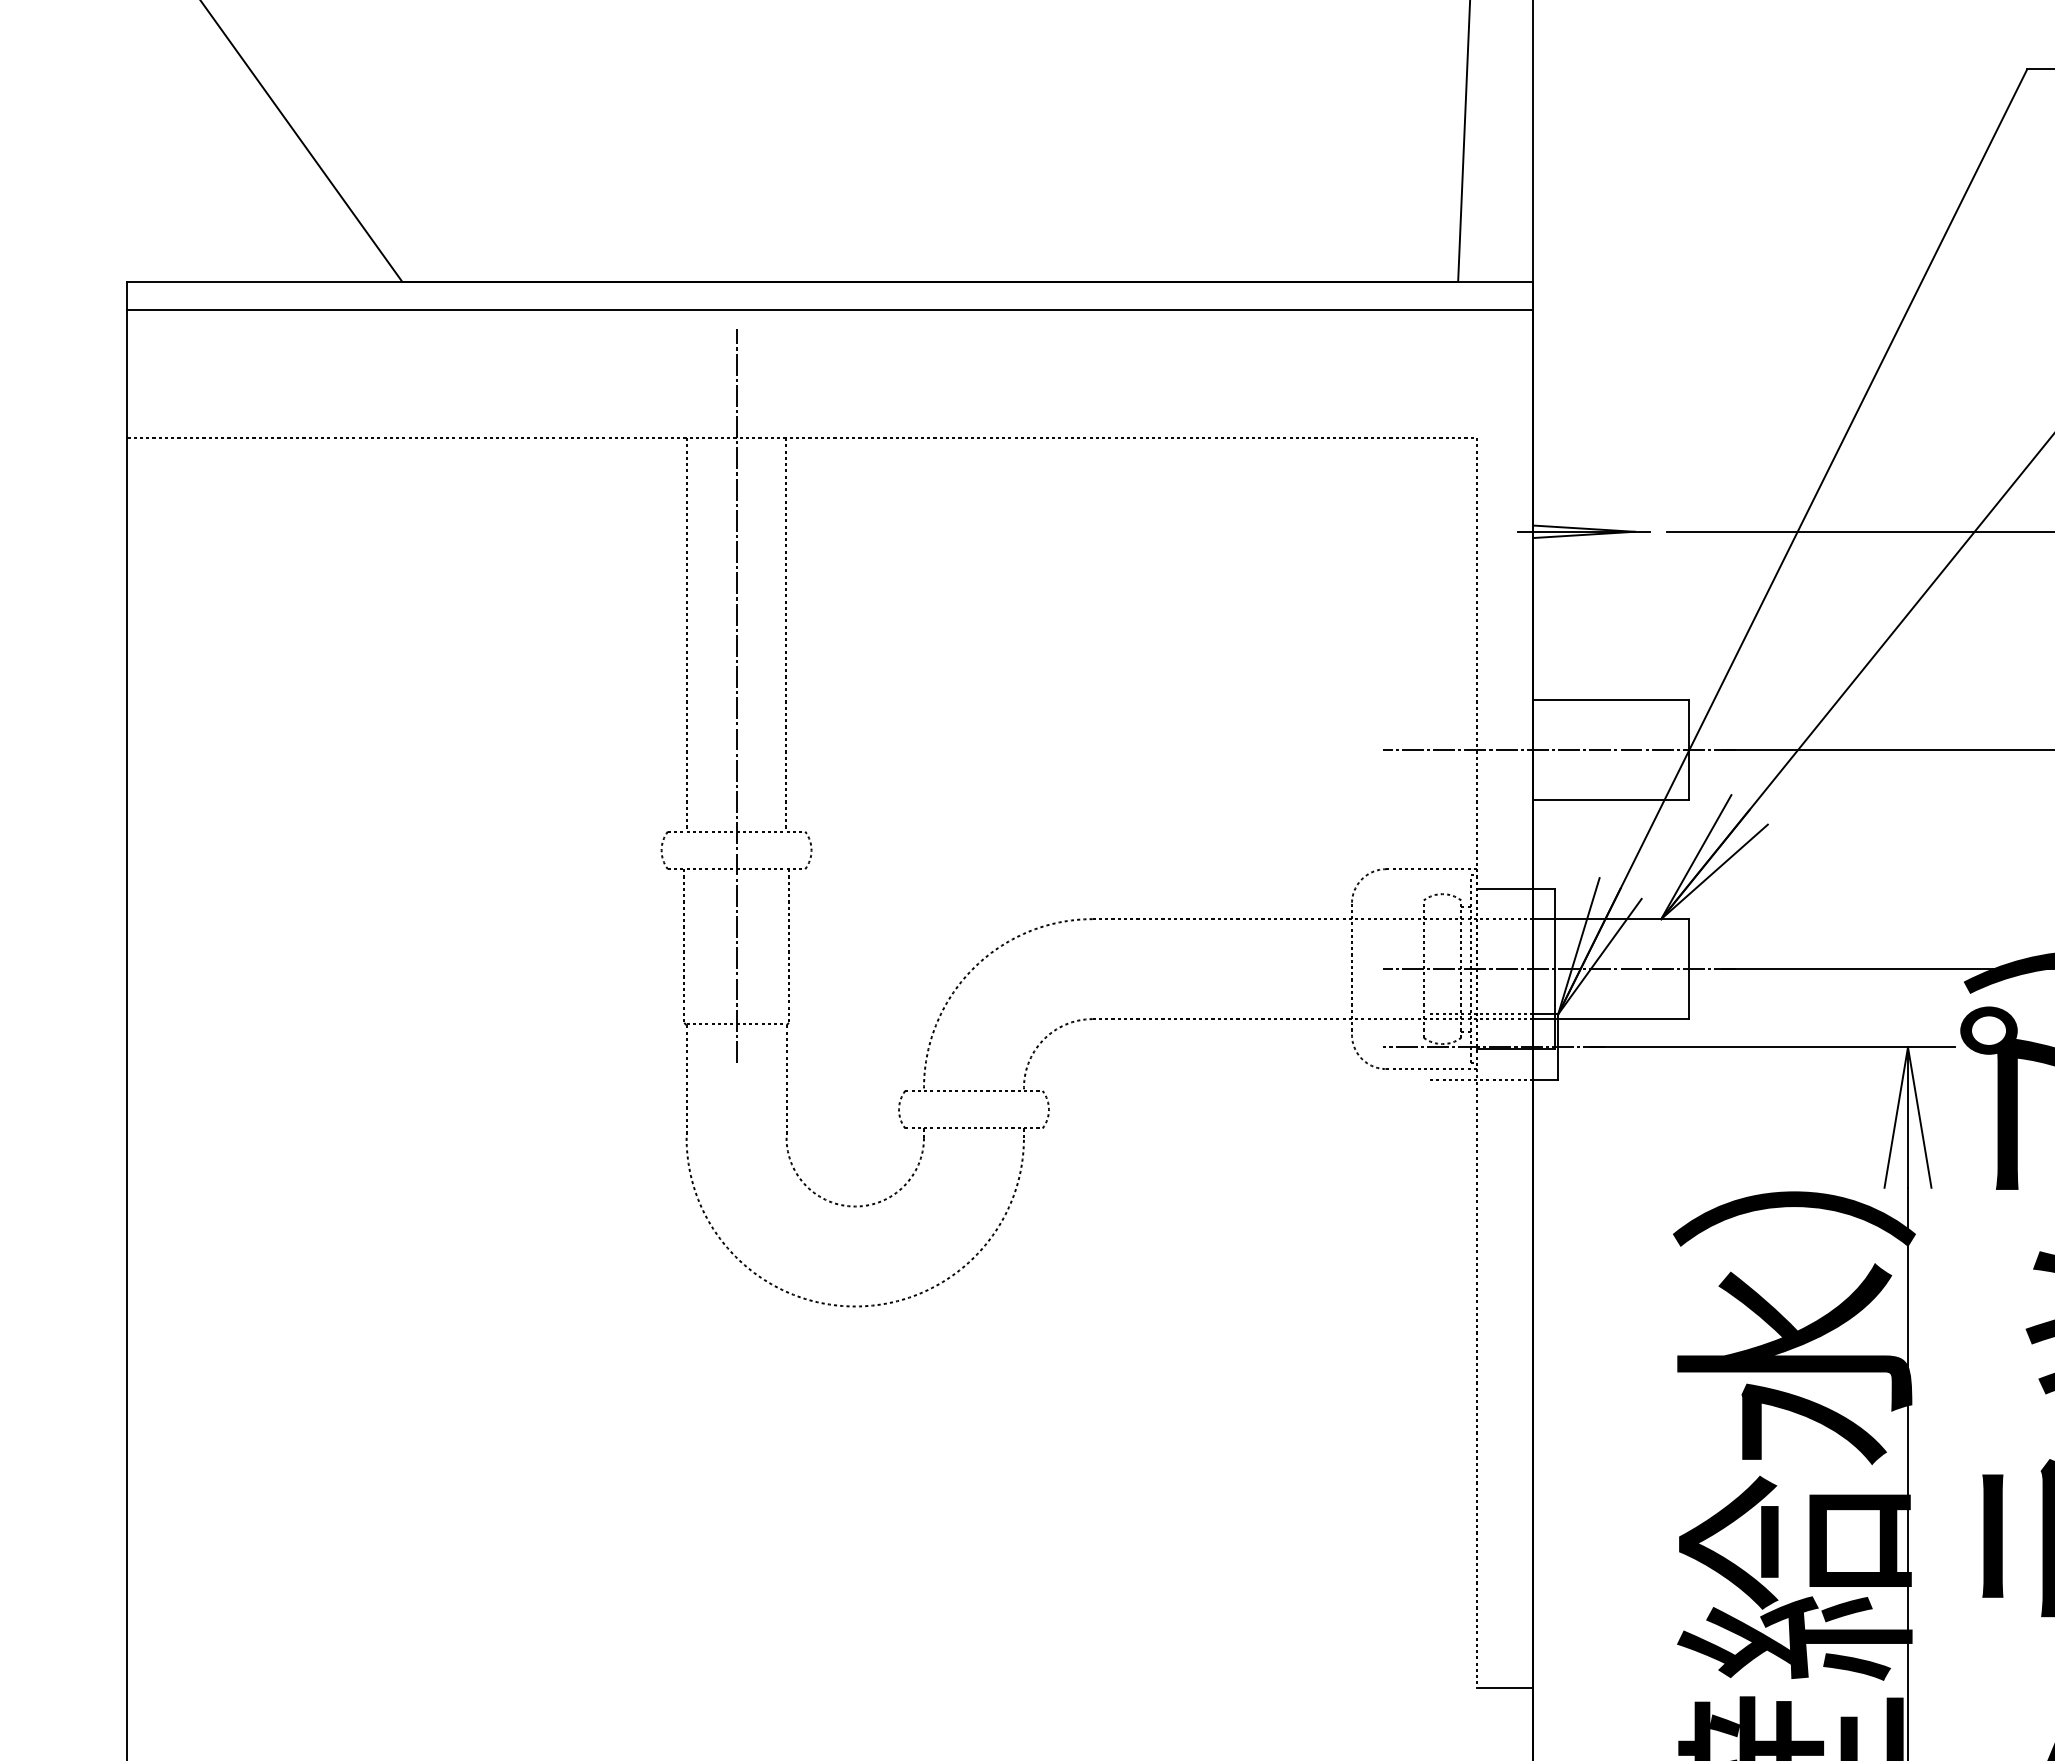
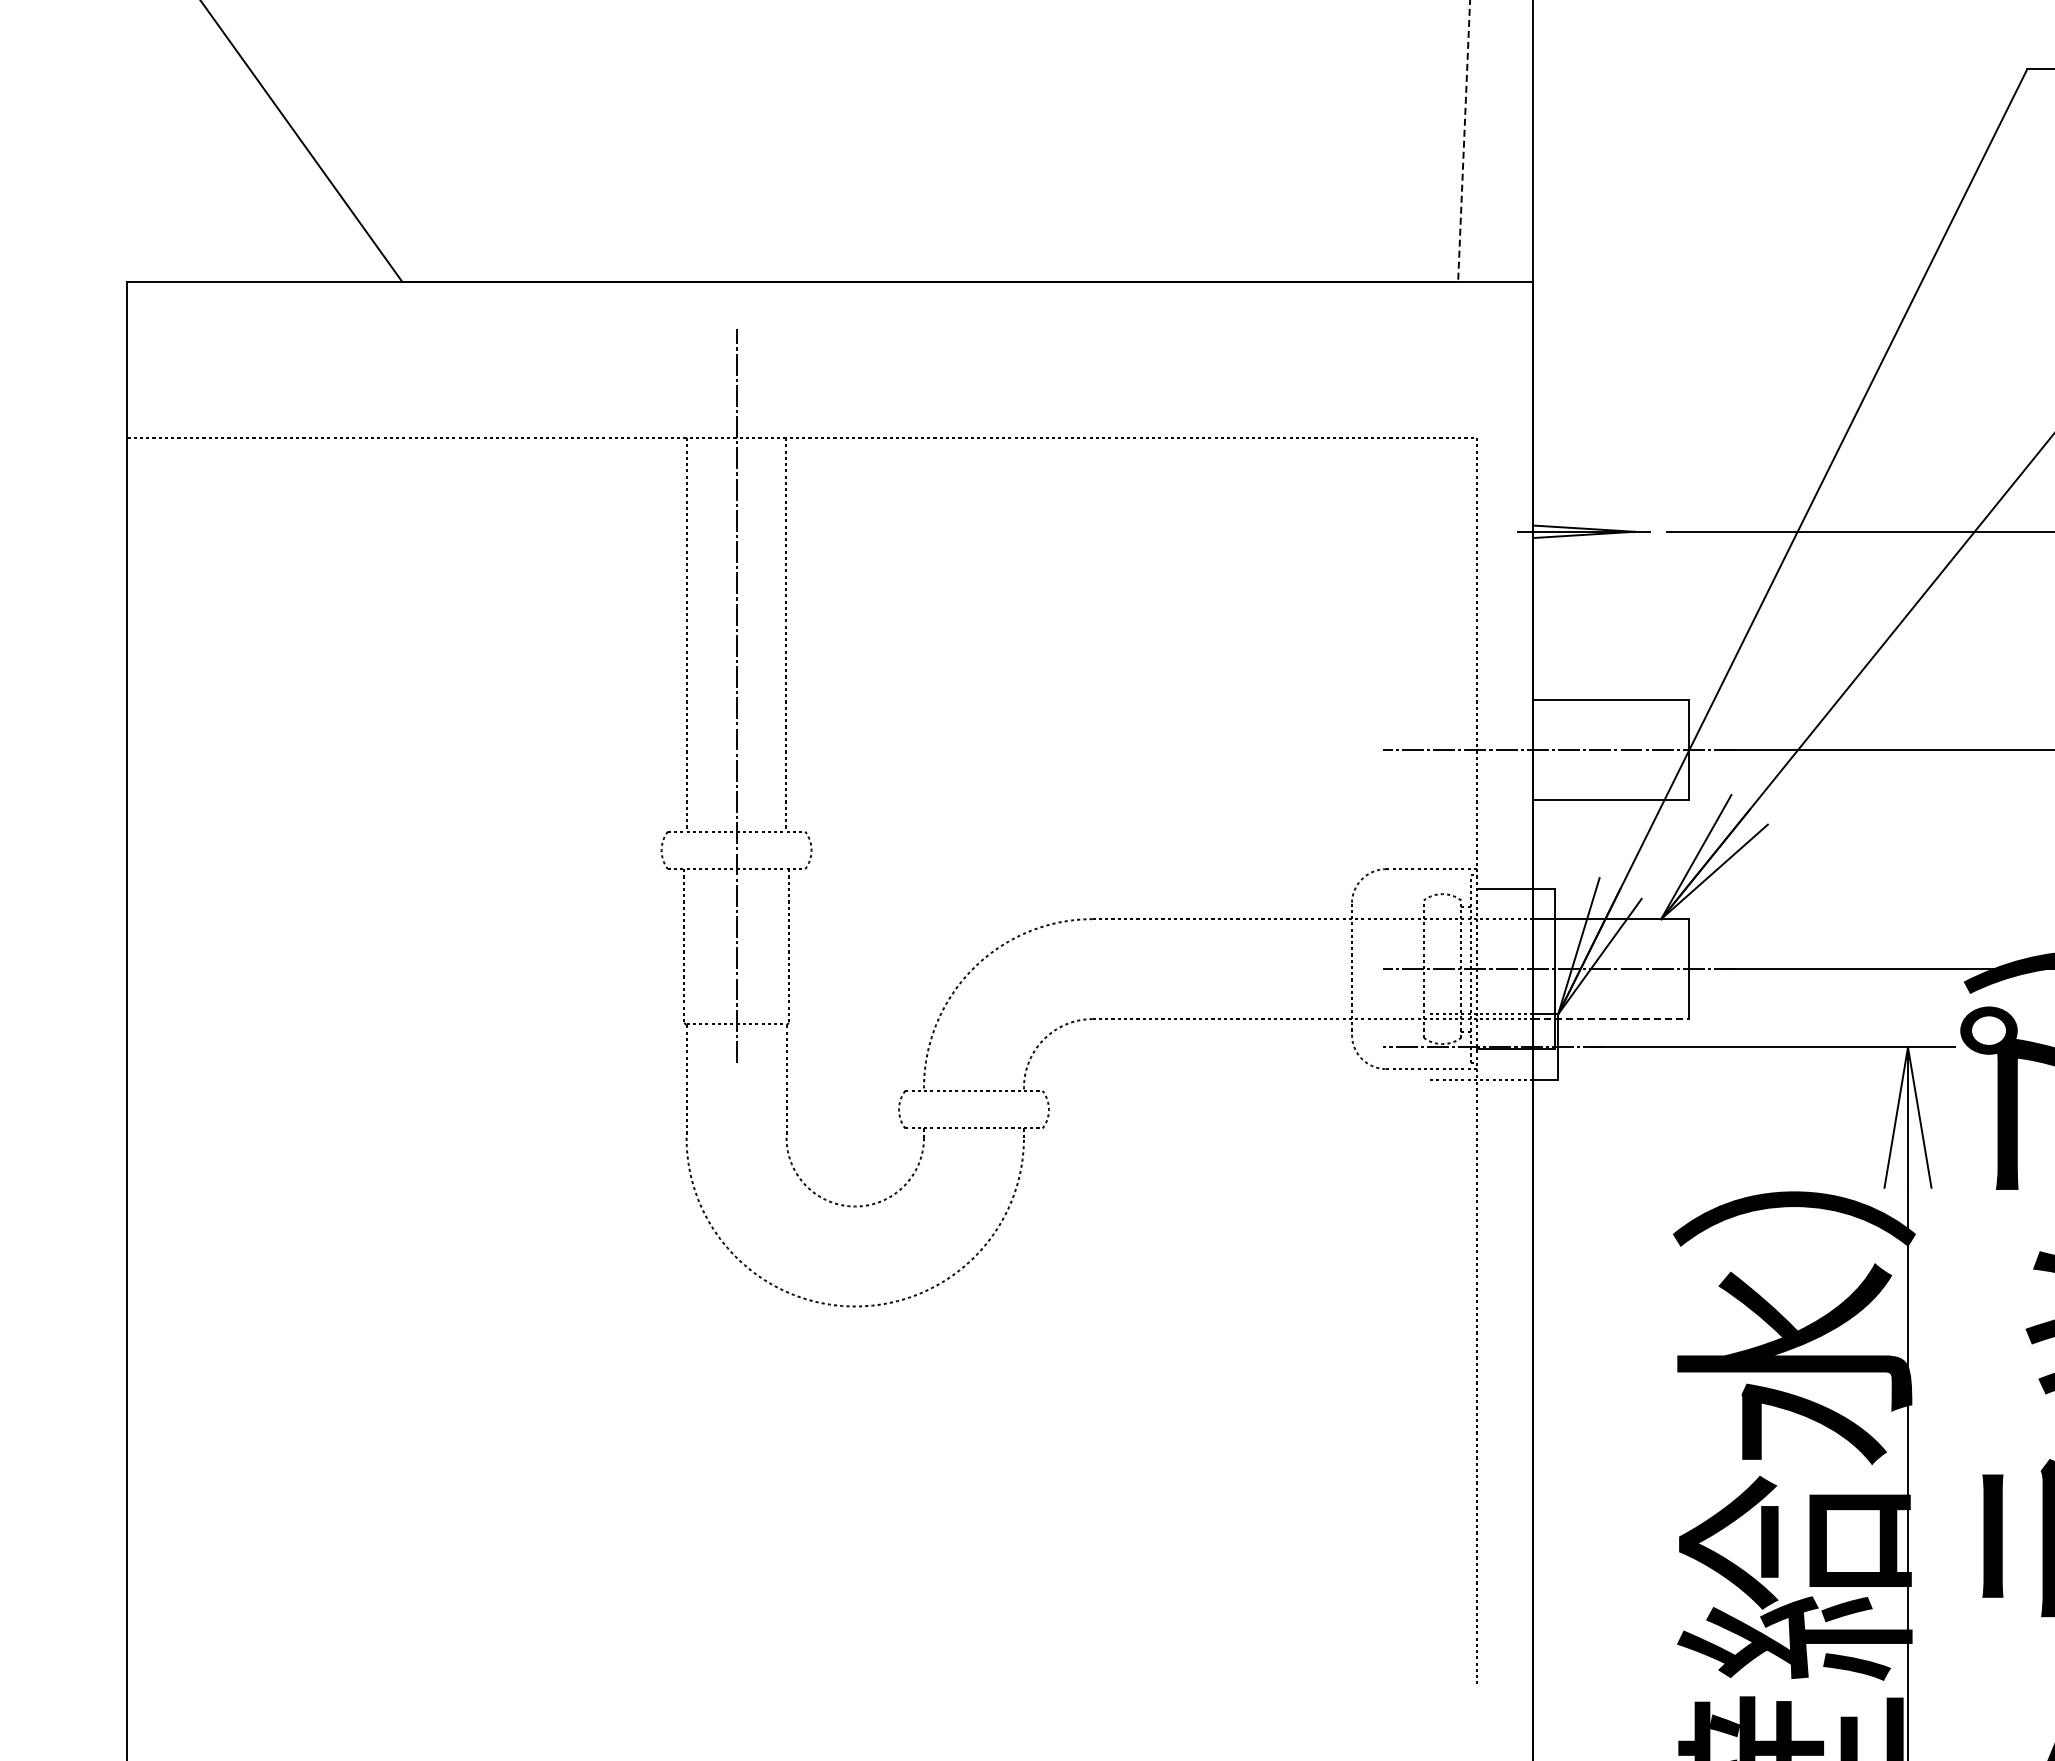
line: solid -> dashed (1464, 141)
line: present -> none (830, 310)
line: solid -> dashed (1611, 1019)
line: present -> none (1504, 1687)
